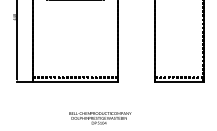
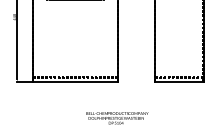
text position: (100, 118) -> (117, 118) (117, 118)
